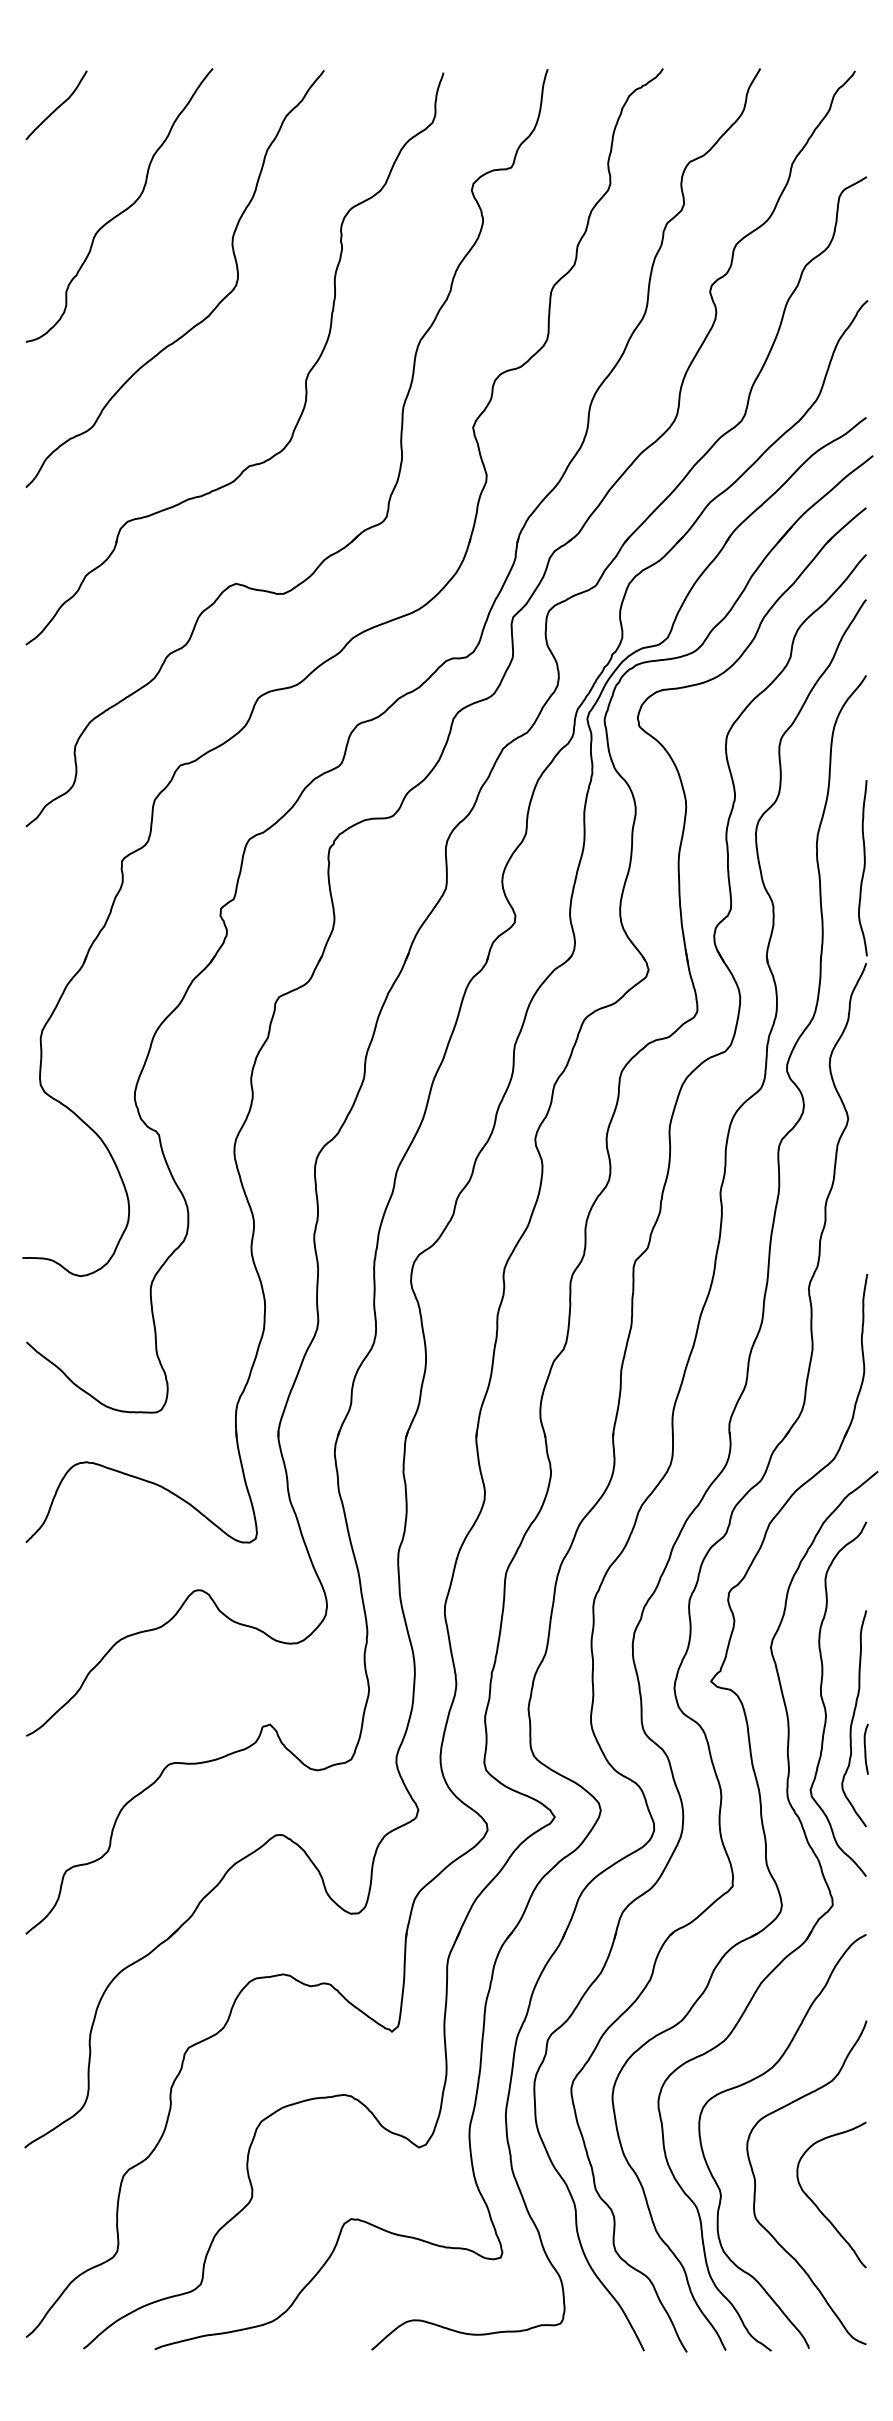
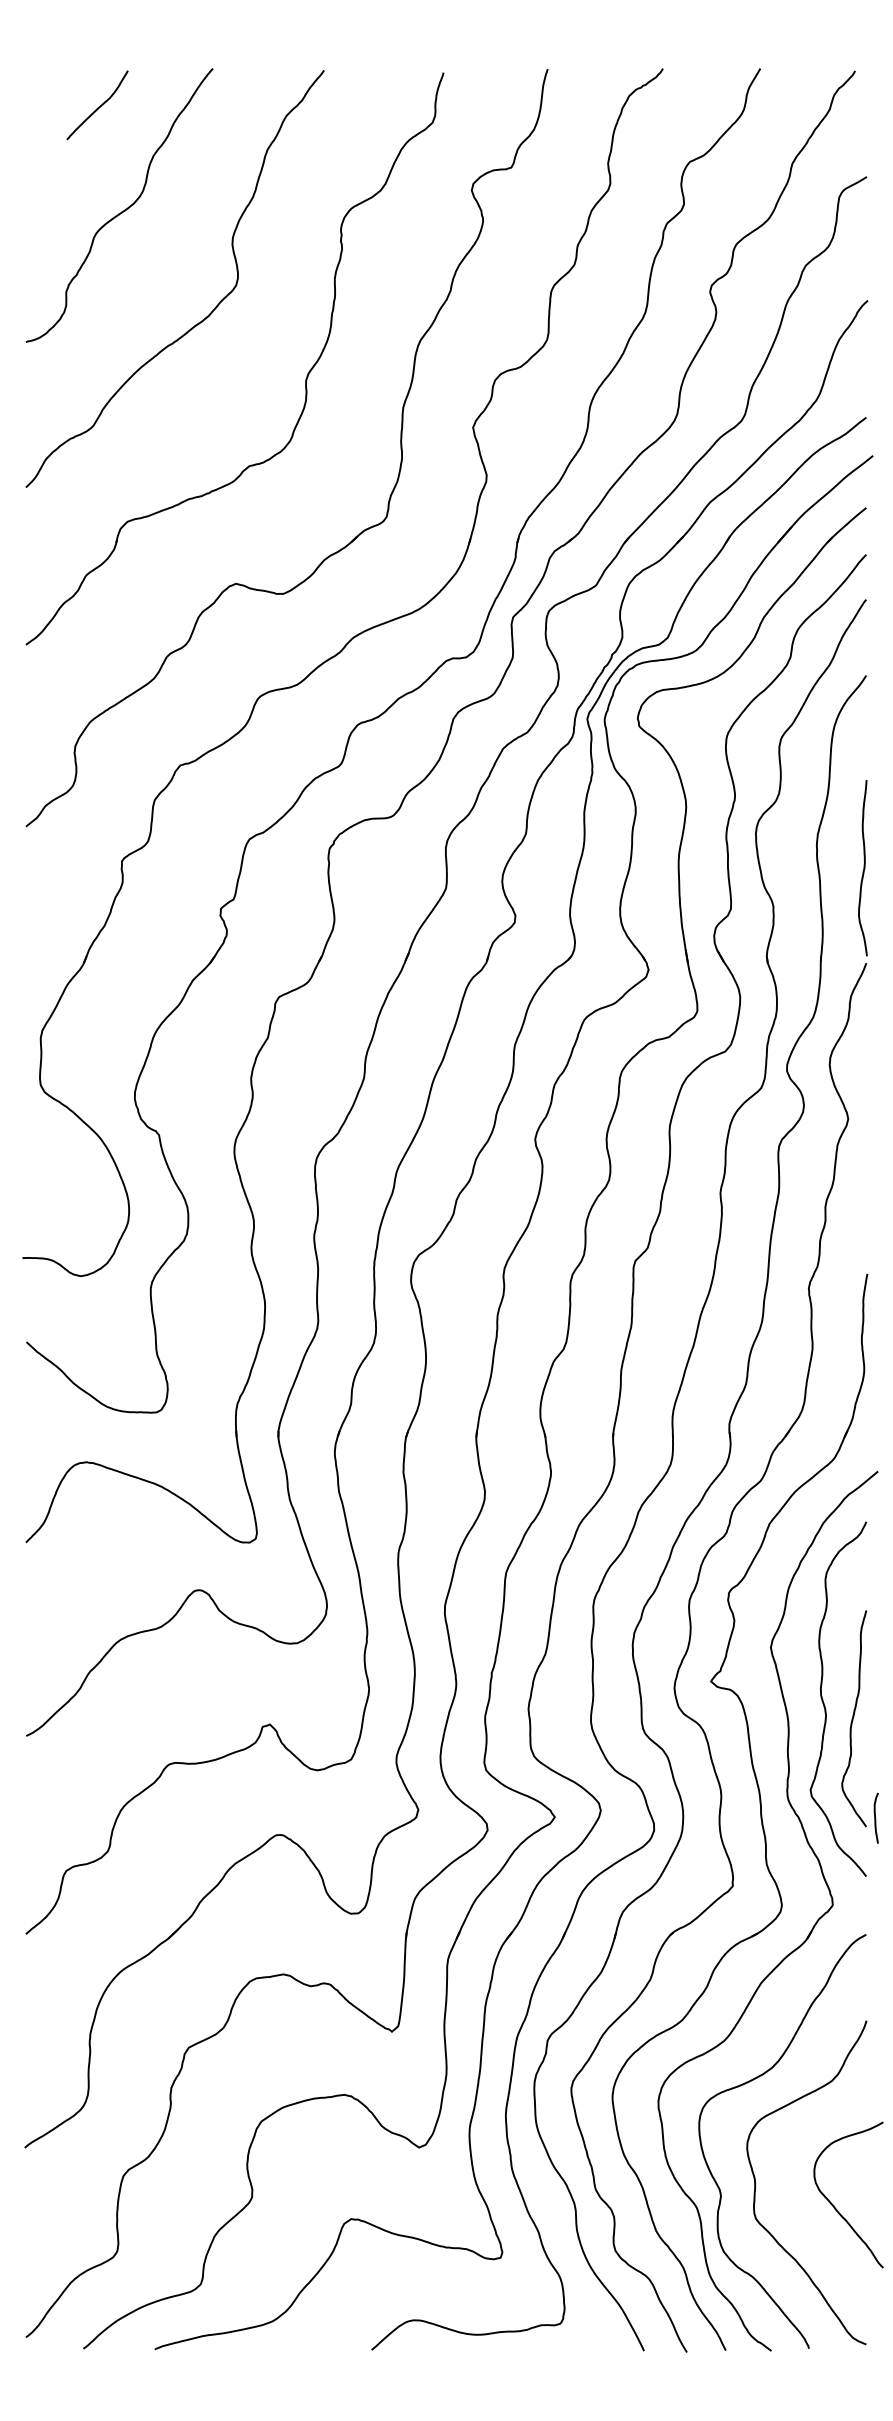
curve position: (57, 106) -> (98, 106) (98, 106)
curve position: (865, 1748) -> (875, 1817) (875, 1817)
curve position: (817, 2205) -> (834, 2205) (834, 2205)
